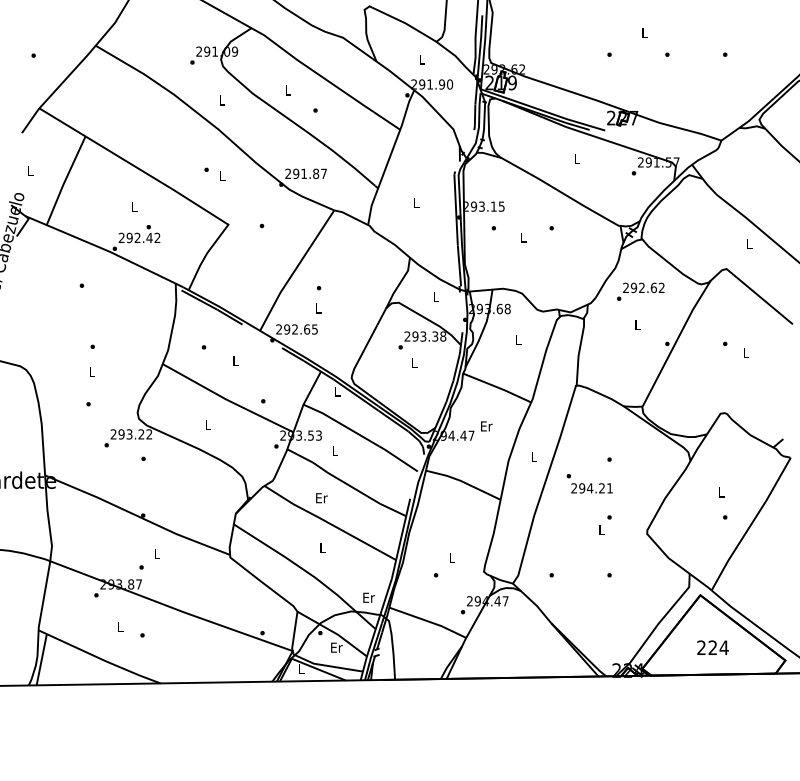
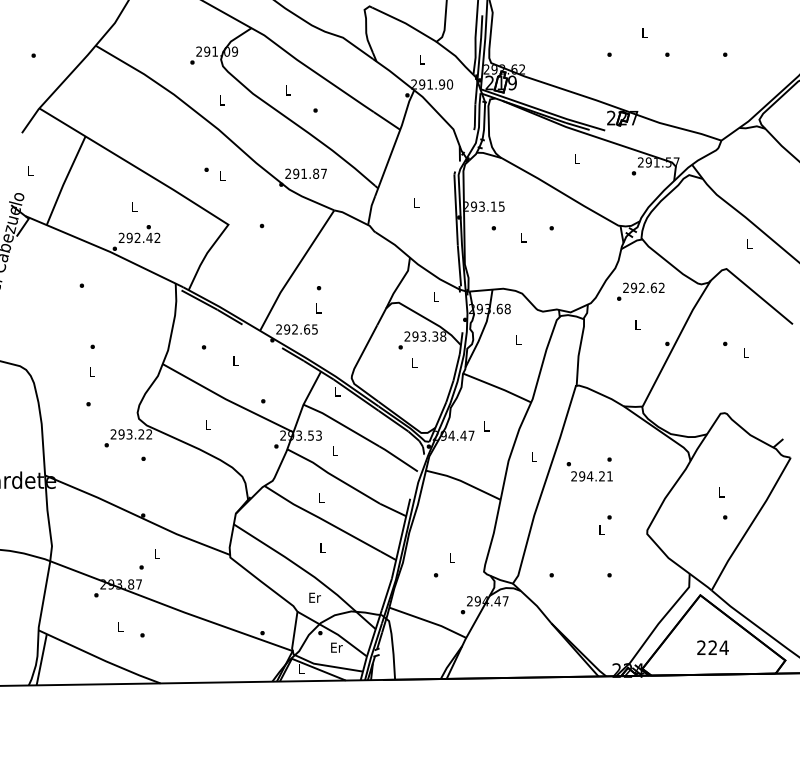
text: Er -> L (486, 426)
text position: (589, 483) -> (589, 471) (589, 471)
text: Er -> L (321, 498)
text position: (368, 597) -> (314, 597) (314, 597)
